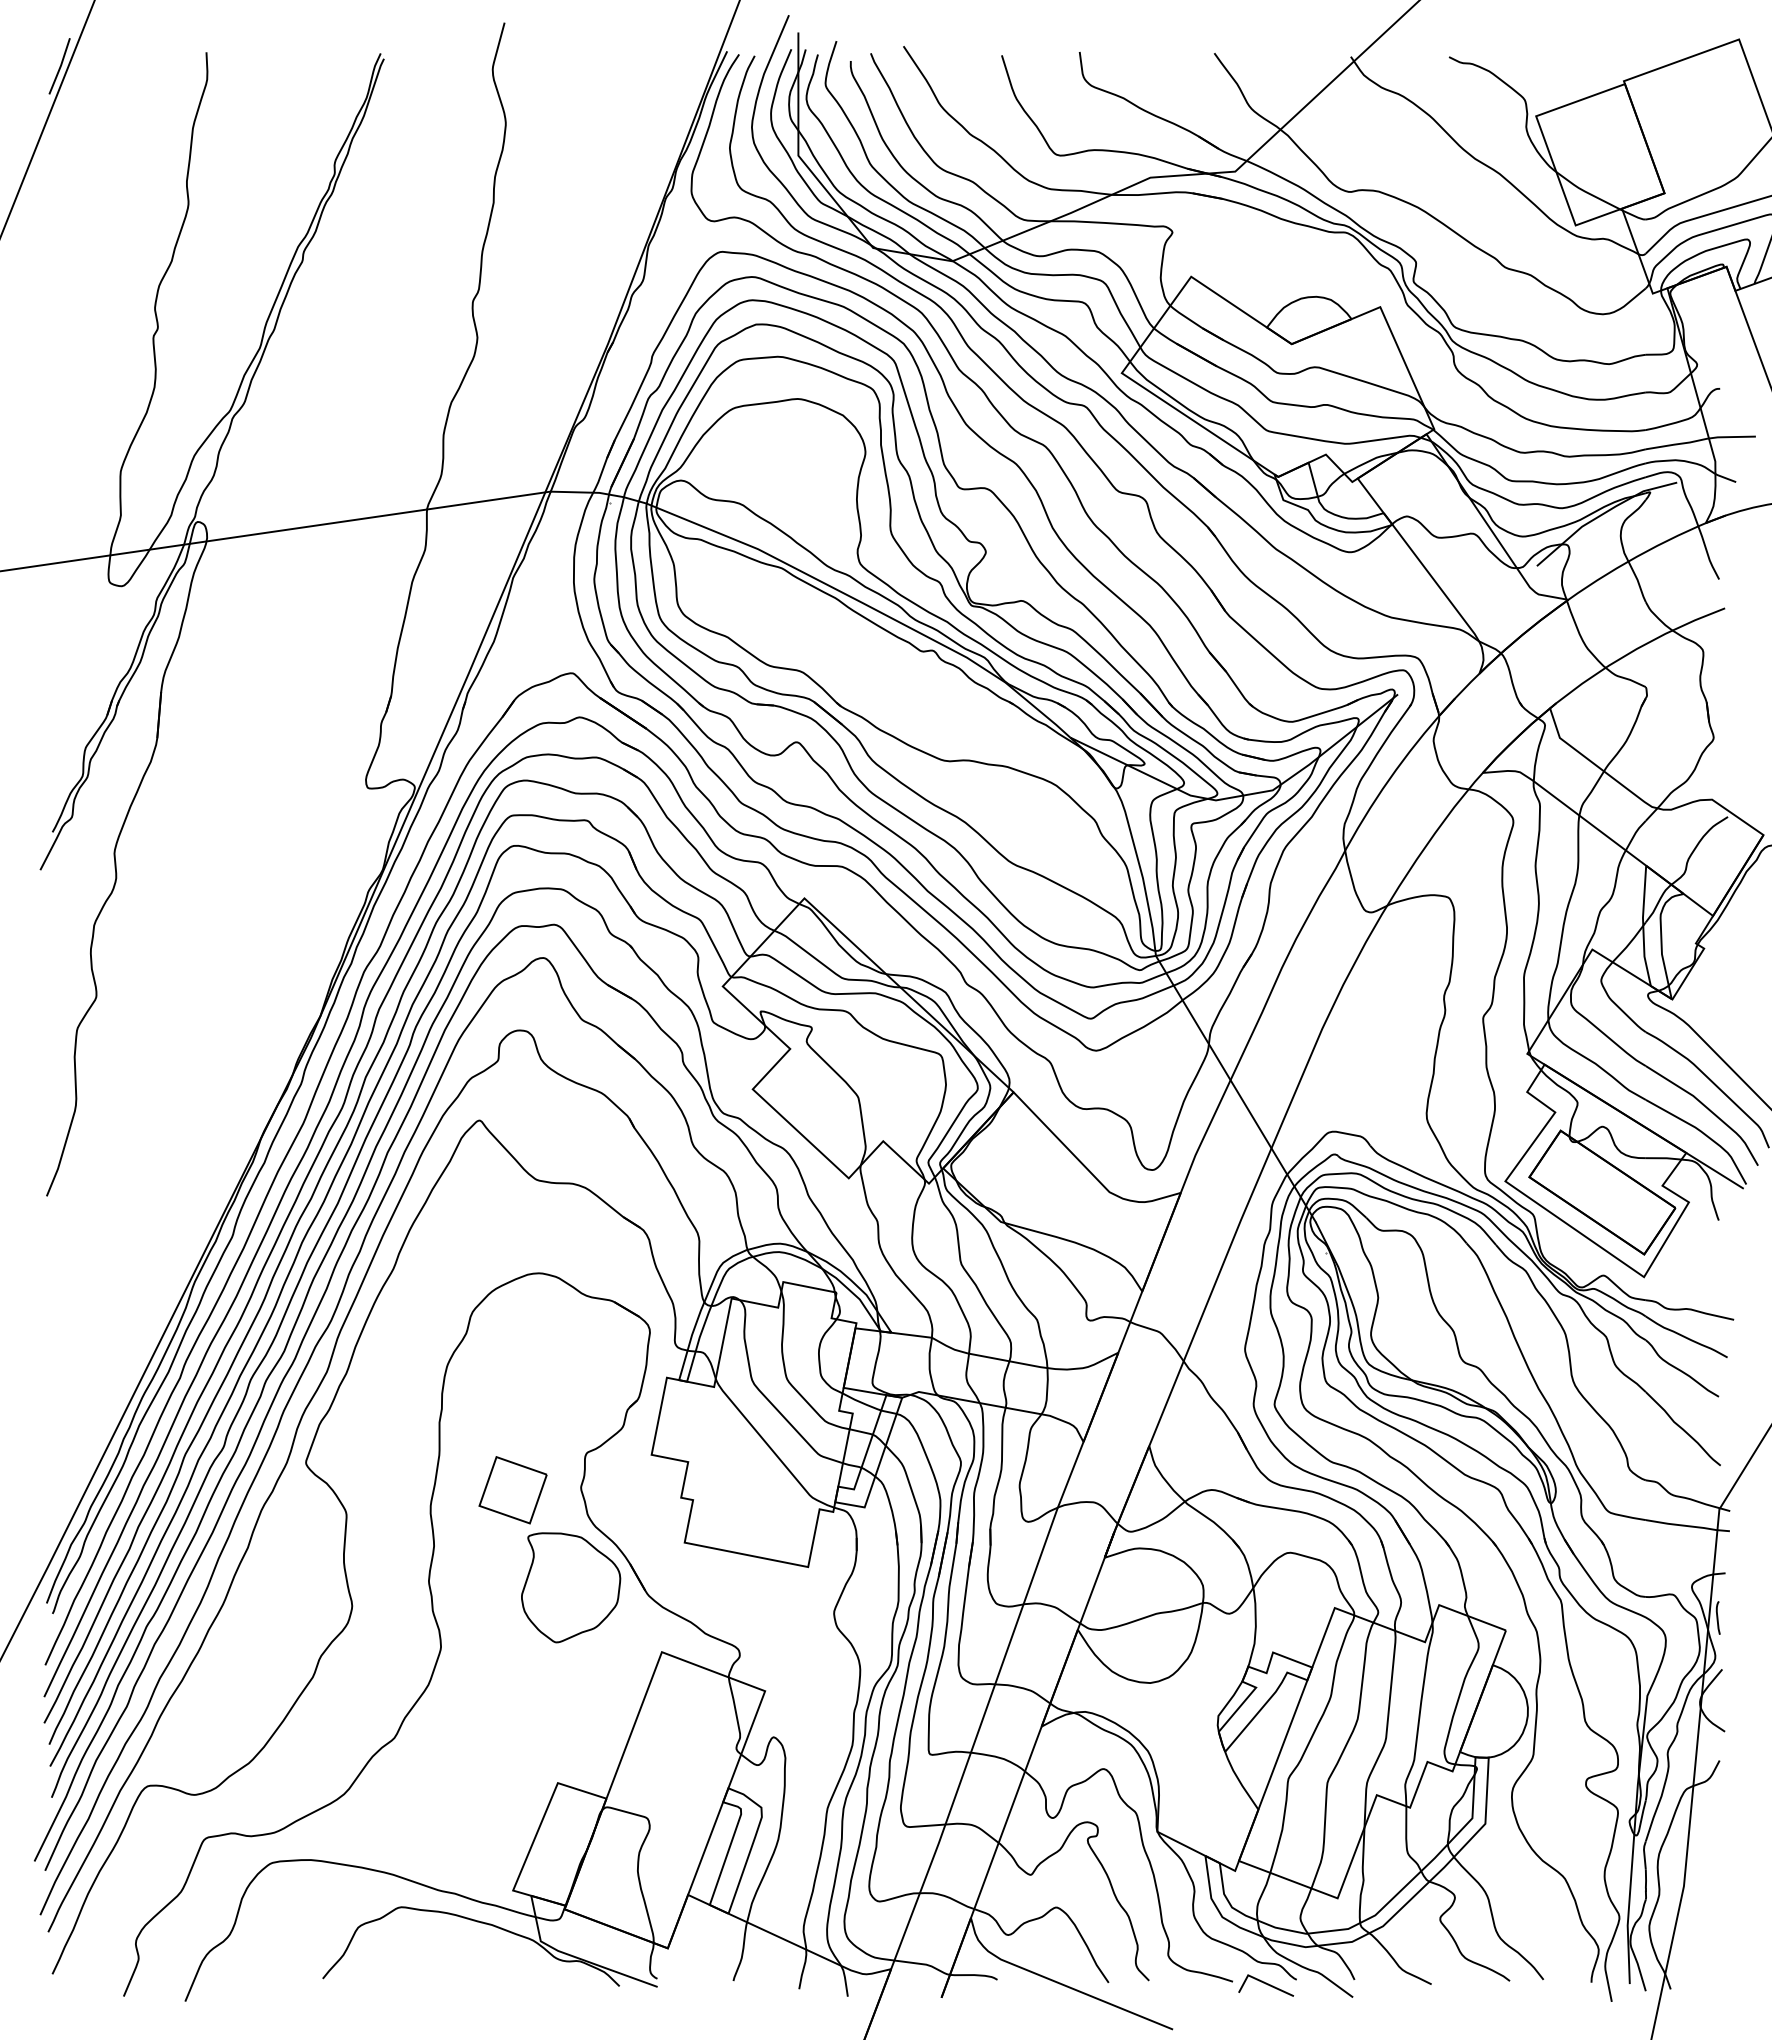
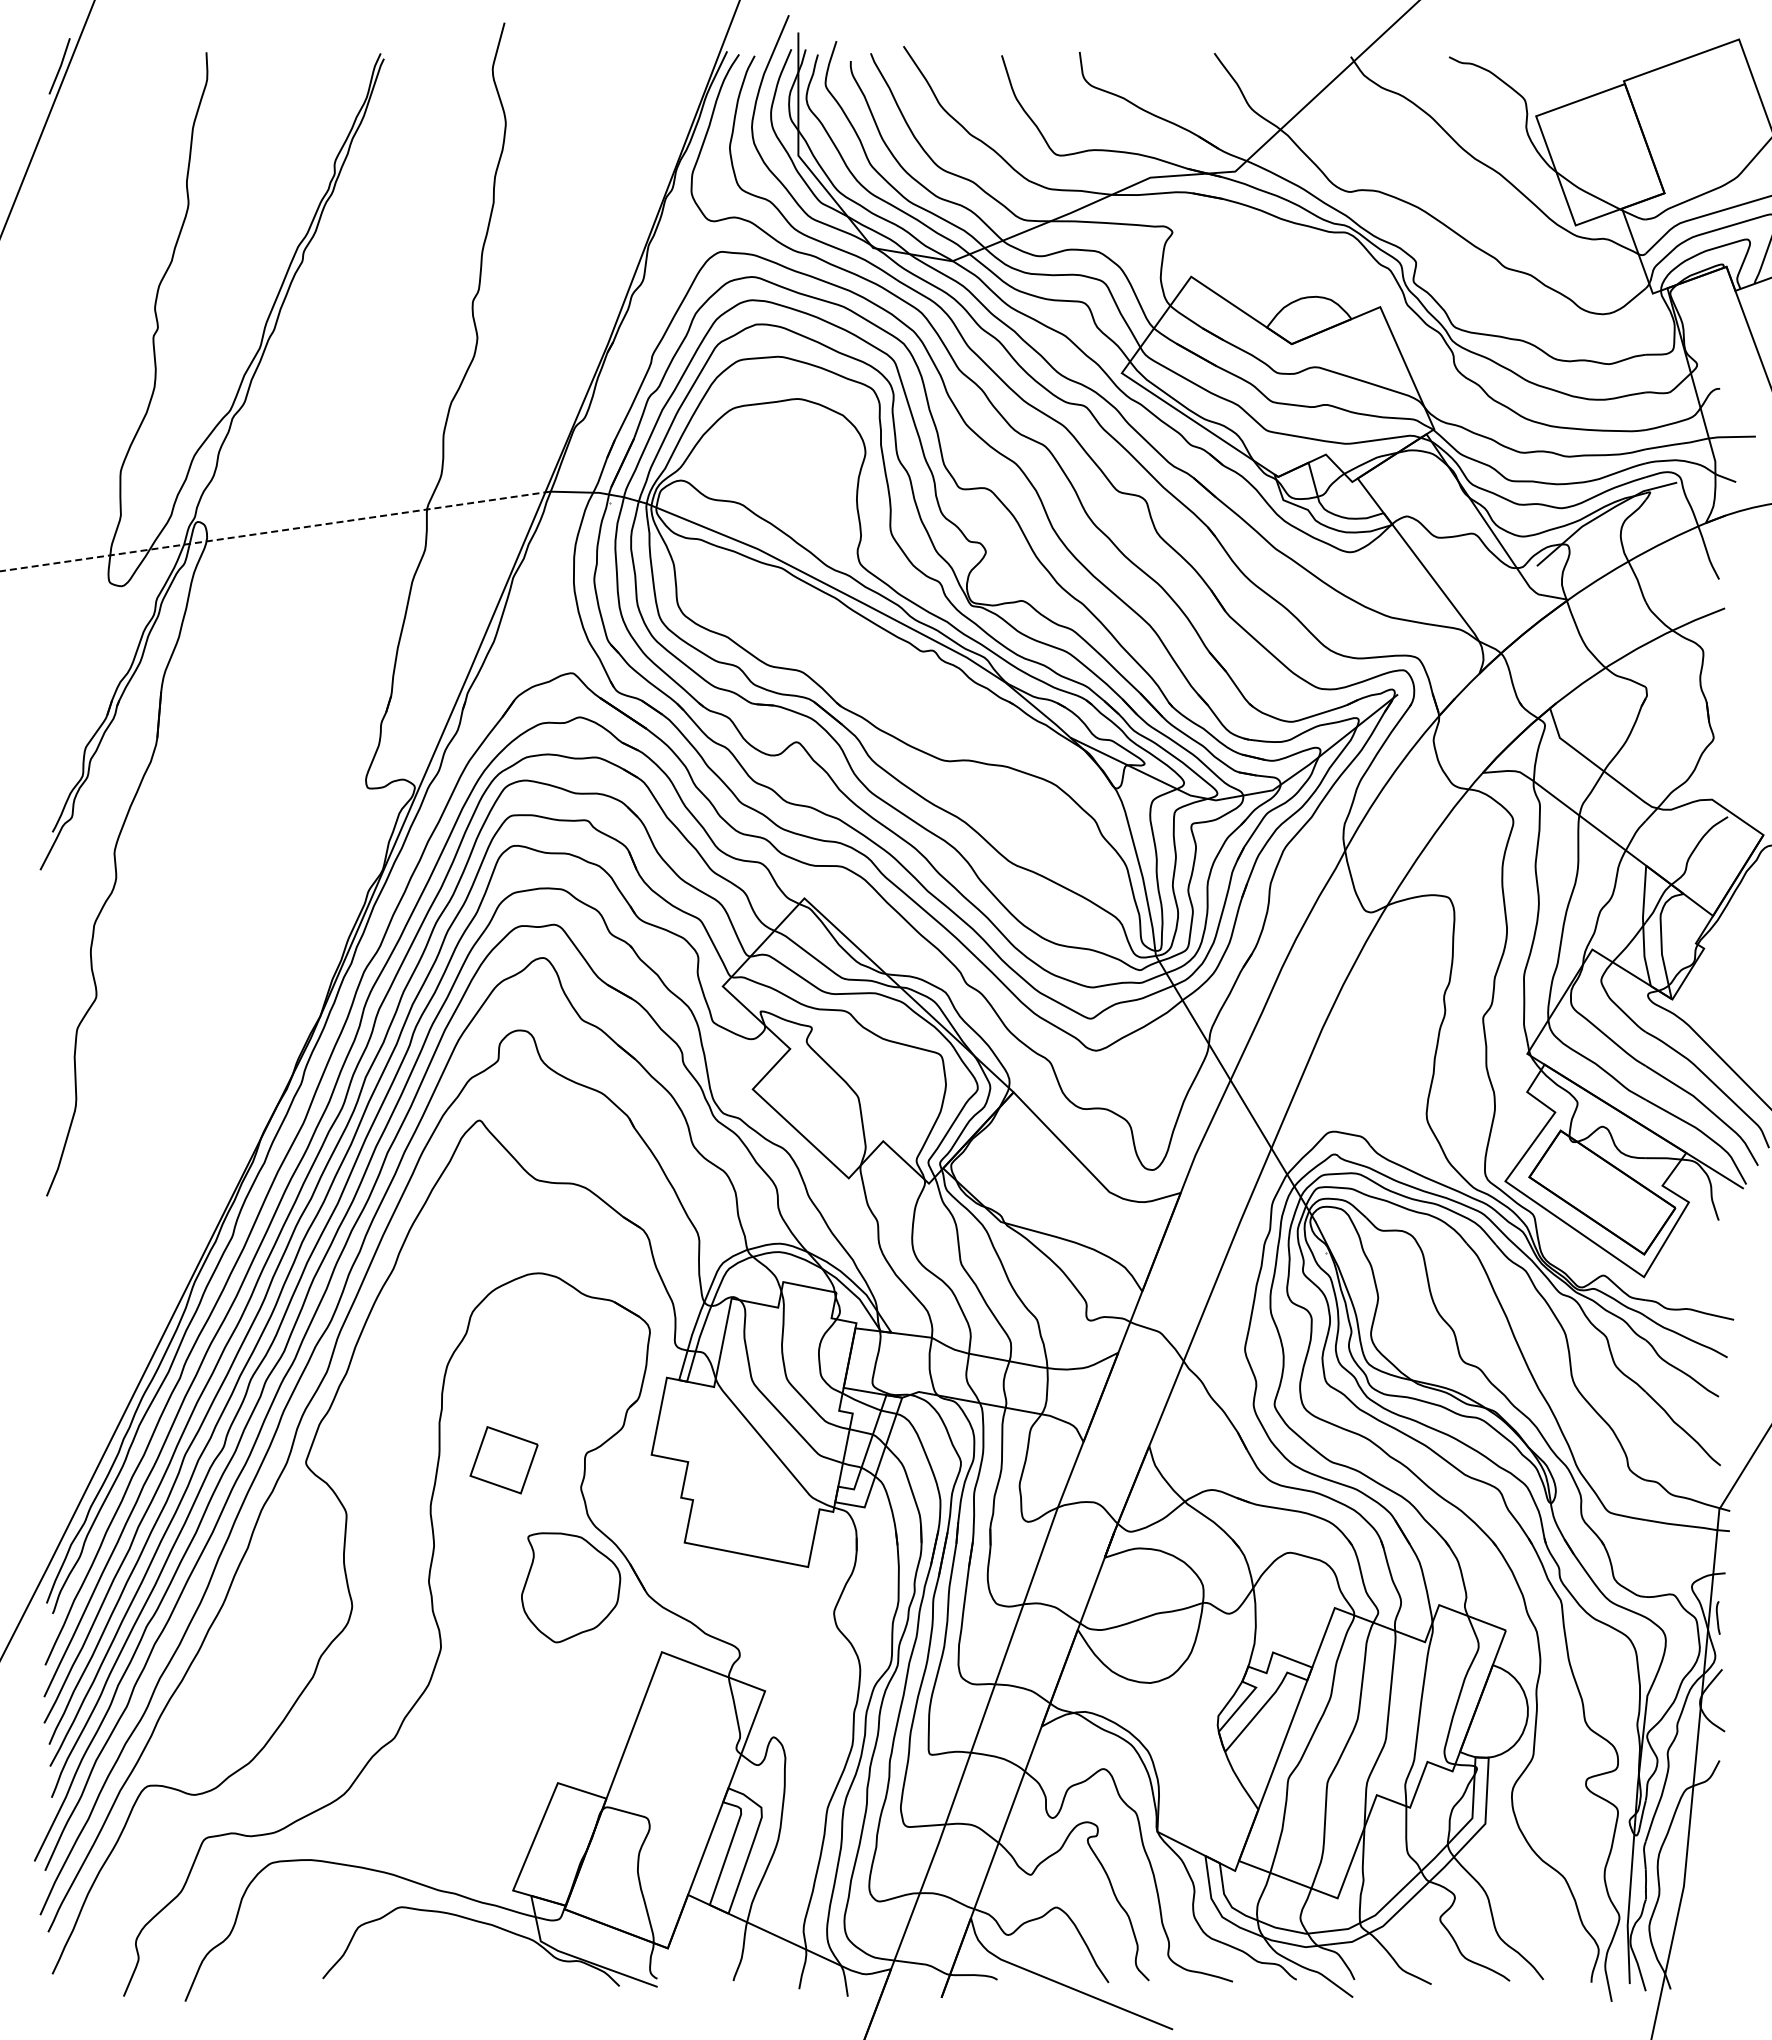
line: solid -> dashed (275, 531)
part position: (512, 1490) -> (503, 1460) (503, 1460)
line: present -> none (1266, 1984)
